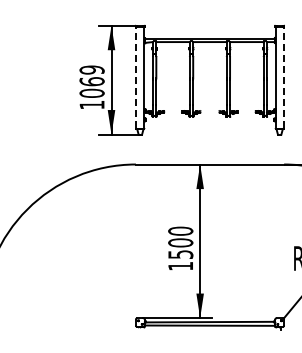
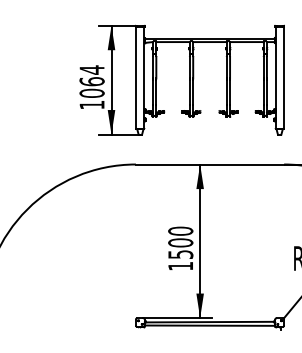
text: 1069 -> 1064 (91, 69)
line: dashed -> solid (136, 77)
line: dashed -> solid (283, 77)
